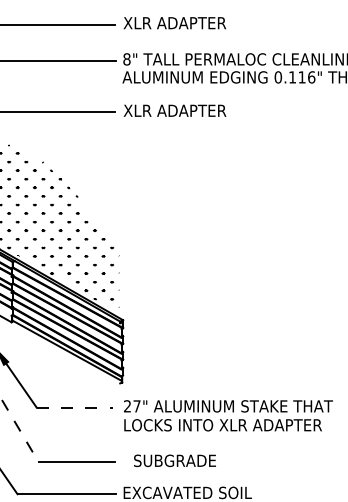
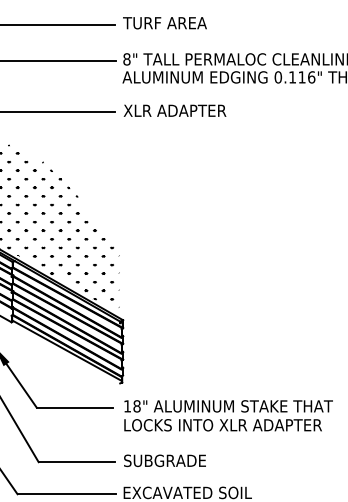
text: XLR ADAPTER -> TURF AREA (174, 23)
text: 27" -> 18" (132, 406)
line: dashed -> solid (75, 407)
line: dashed -> solid (19, 429)
text position: (174, 460) -> (164, 460) (164, 460)
